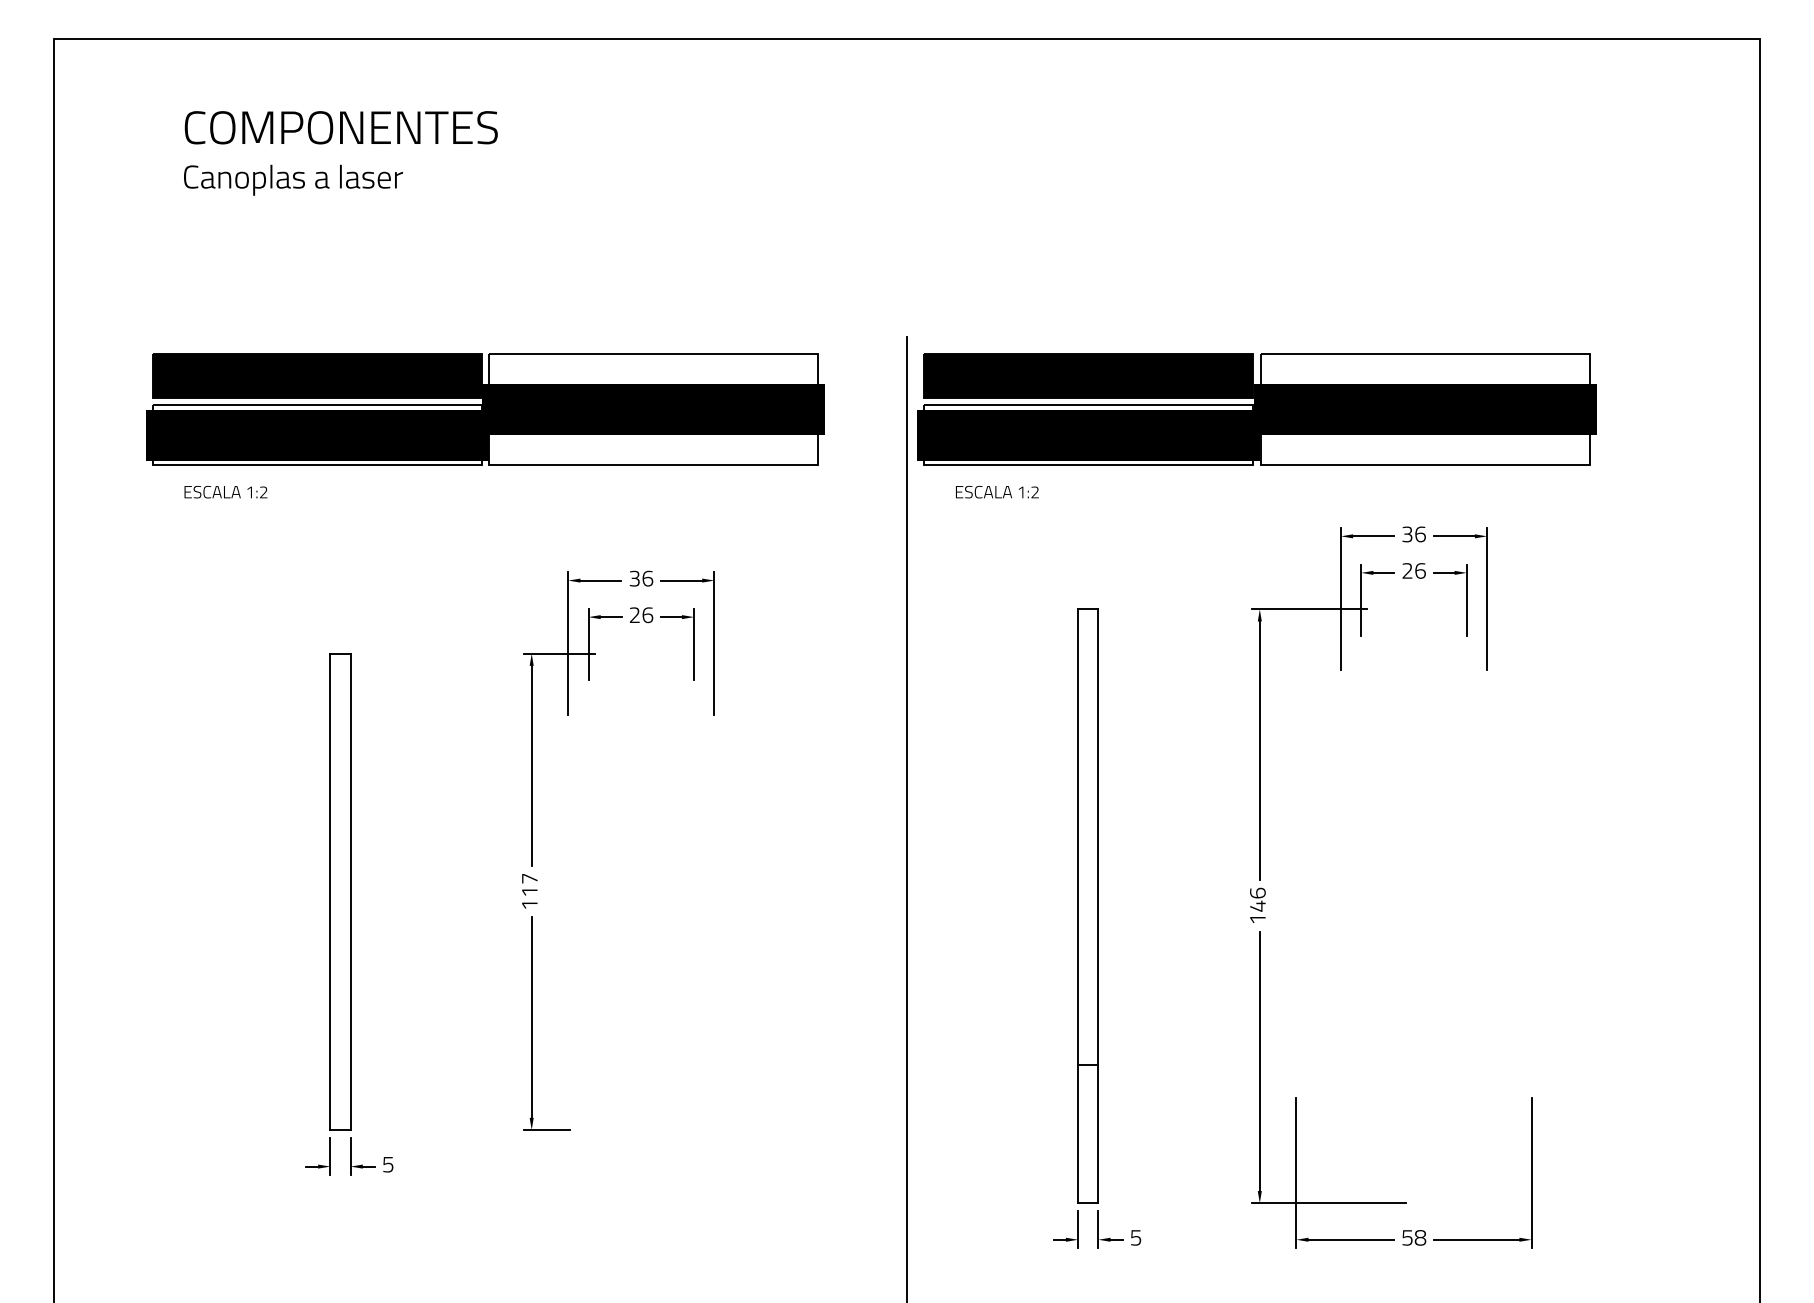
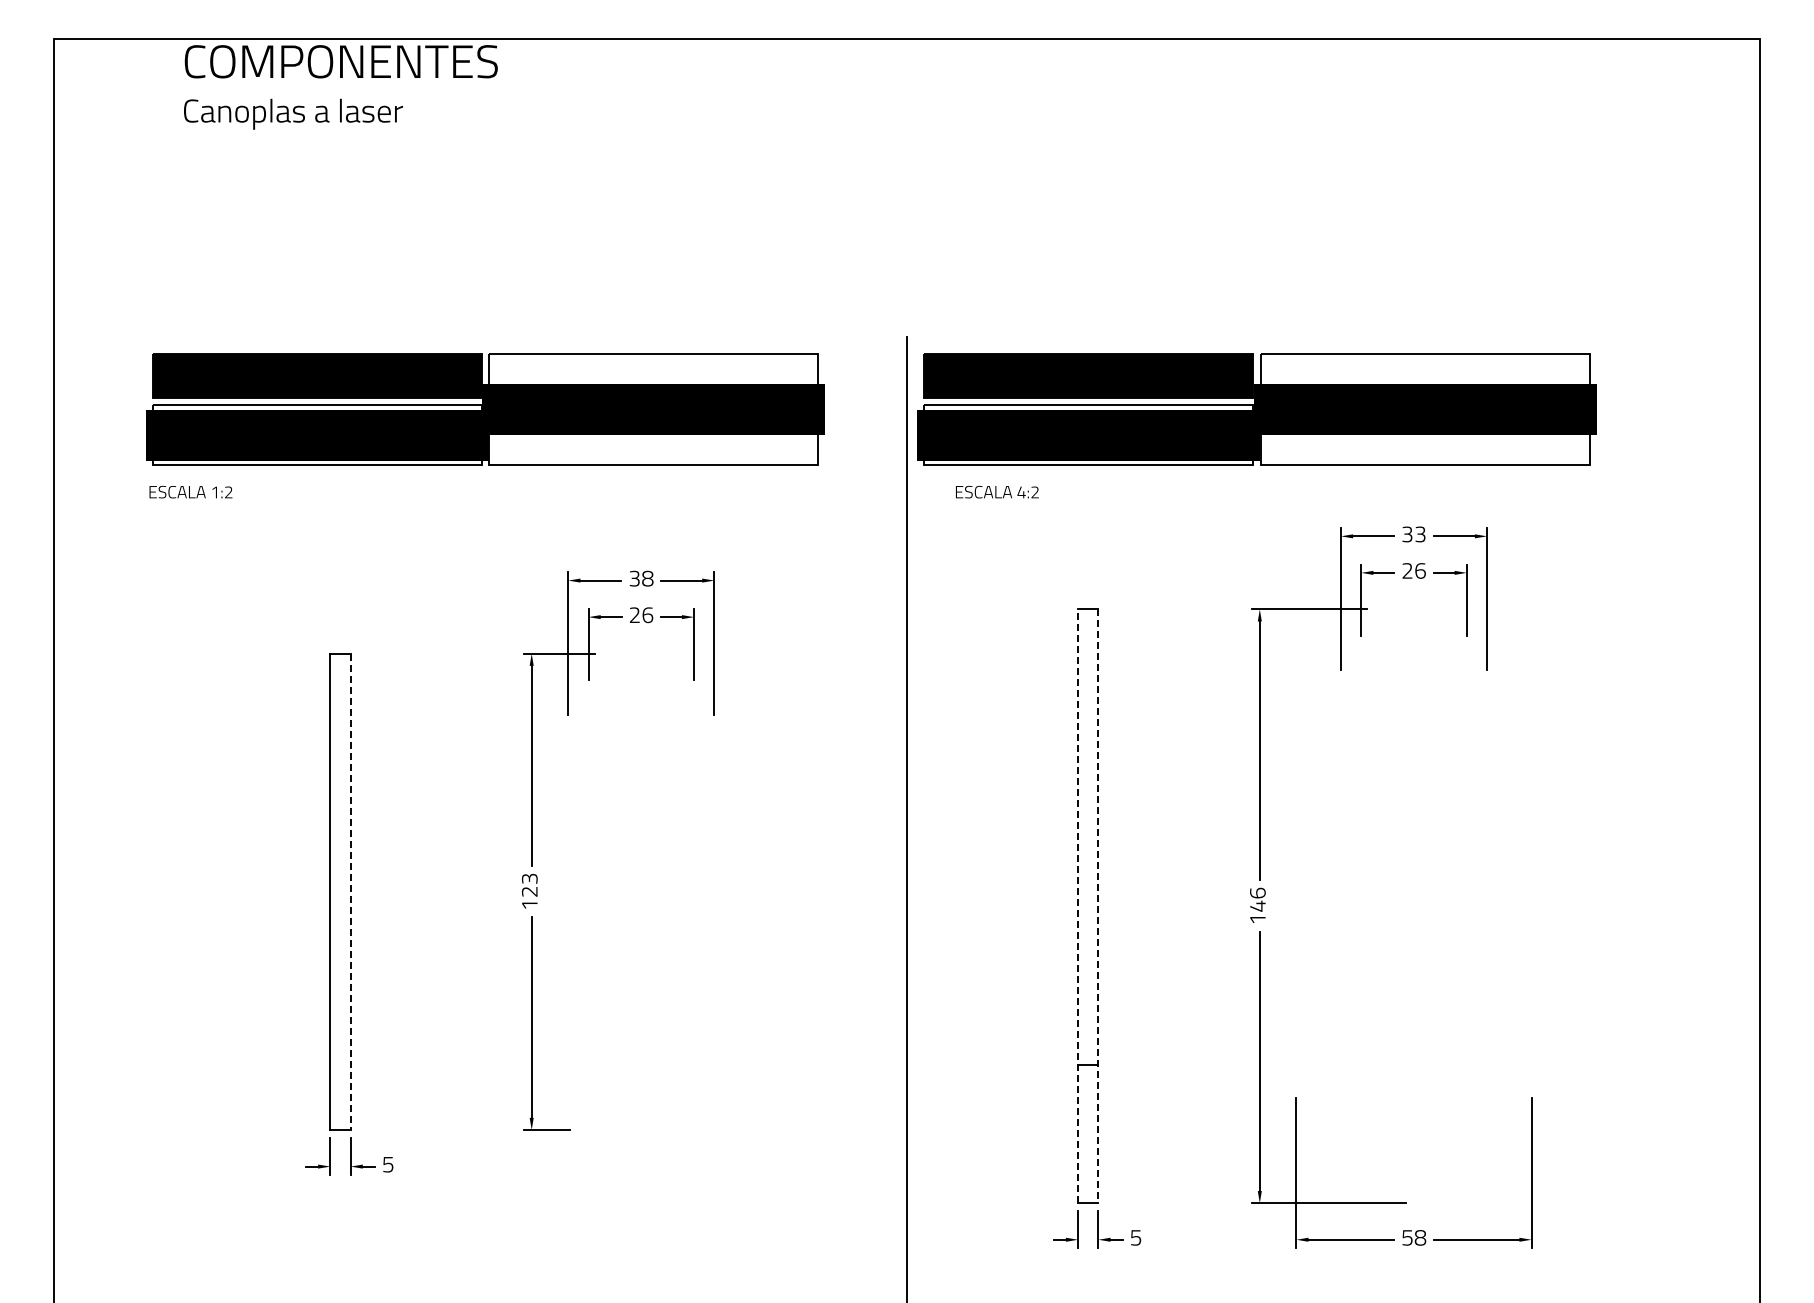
text position: (340, 153) -> (340, 87) (340, 87)
text position: (225, 491) -> (190, 491) (190, 491)
text: 1:2 -> 4:2 (1021, 492)
text: 36 -> 33 (1420, 534)
text: 36 -> 38 (647, 578)
text: 117 -> 123 (529, 884)
line: solid -> dashed (350, 892)
line: solid -> dashed (1078, 906)
line: solid -> dashed (1098, 906)
